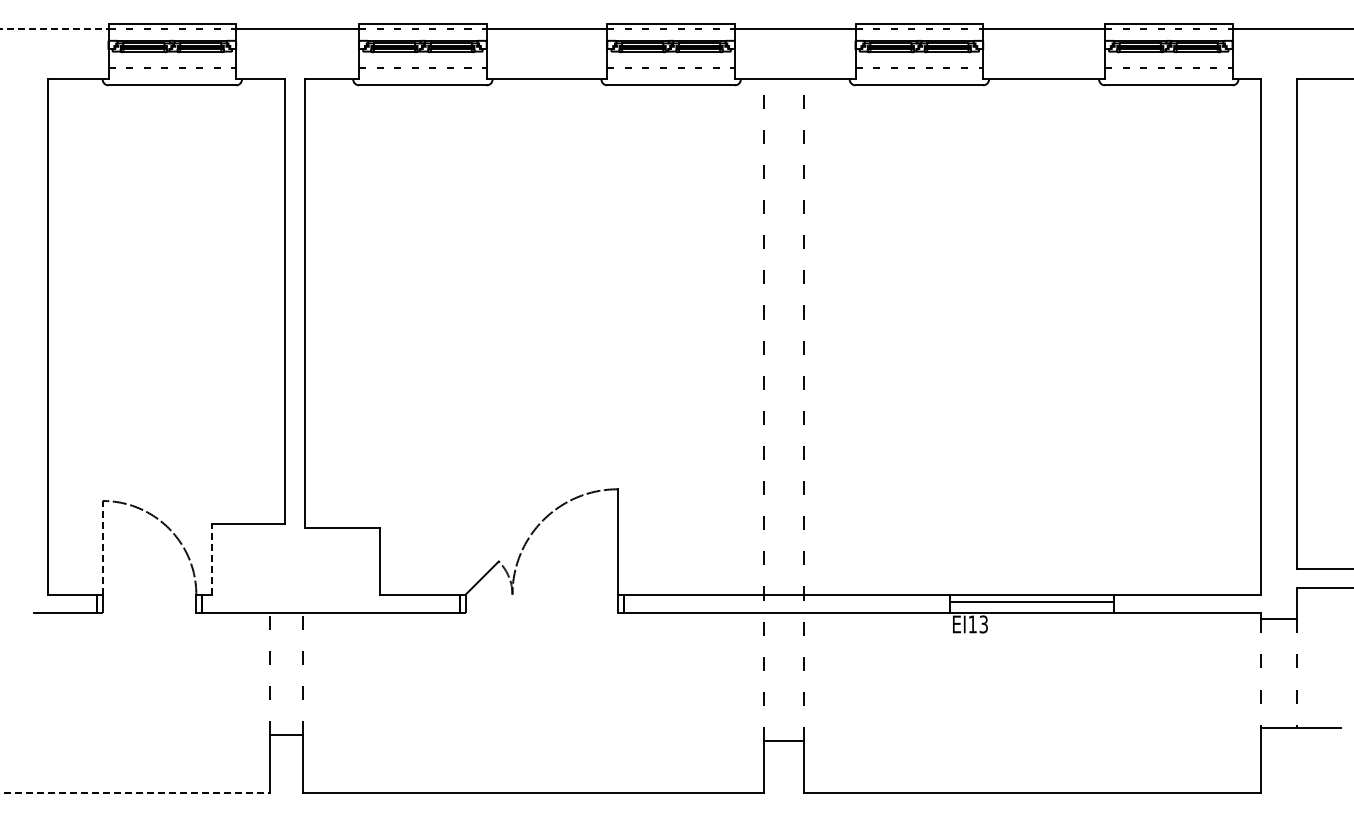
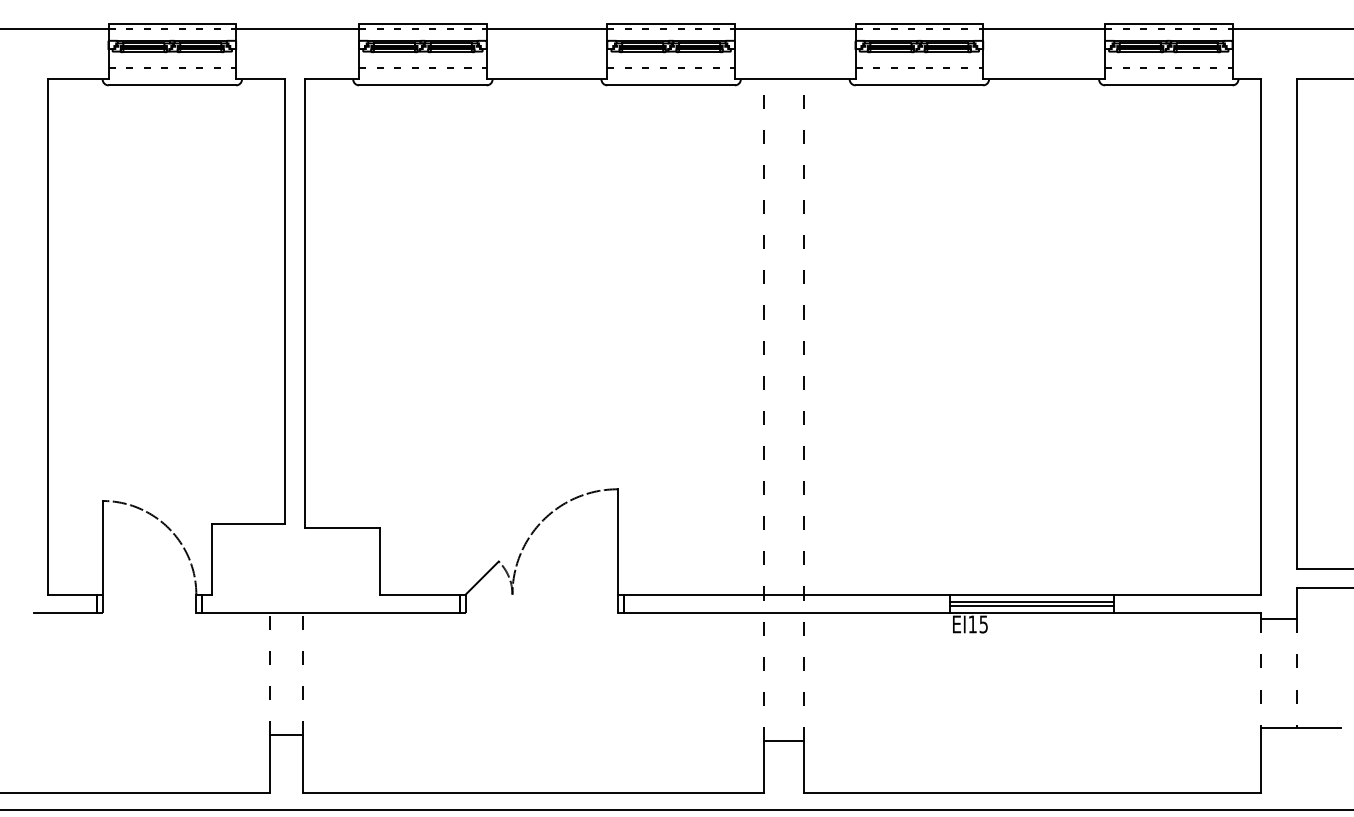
line: dashed -> solid (54, 29)
line: dashed -> solid (102, 547)
line: dashed -> solid (211, 559)
line: none -> present (1032, 606)
text: EI13 -> EI15 (983, 623)
line: dashed -> solid (135, 792)
line: none -> present (676, 809)
